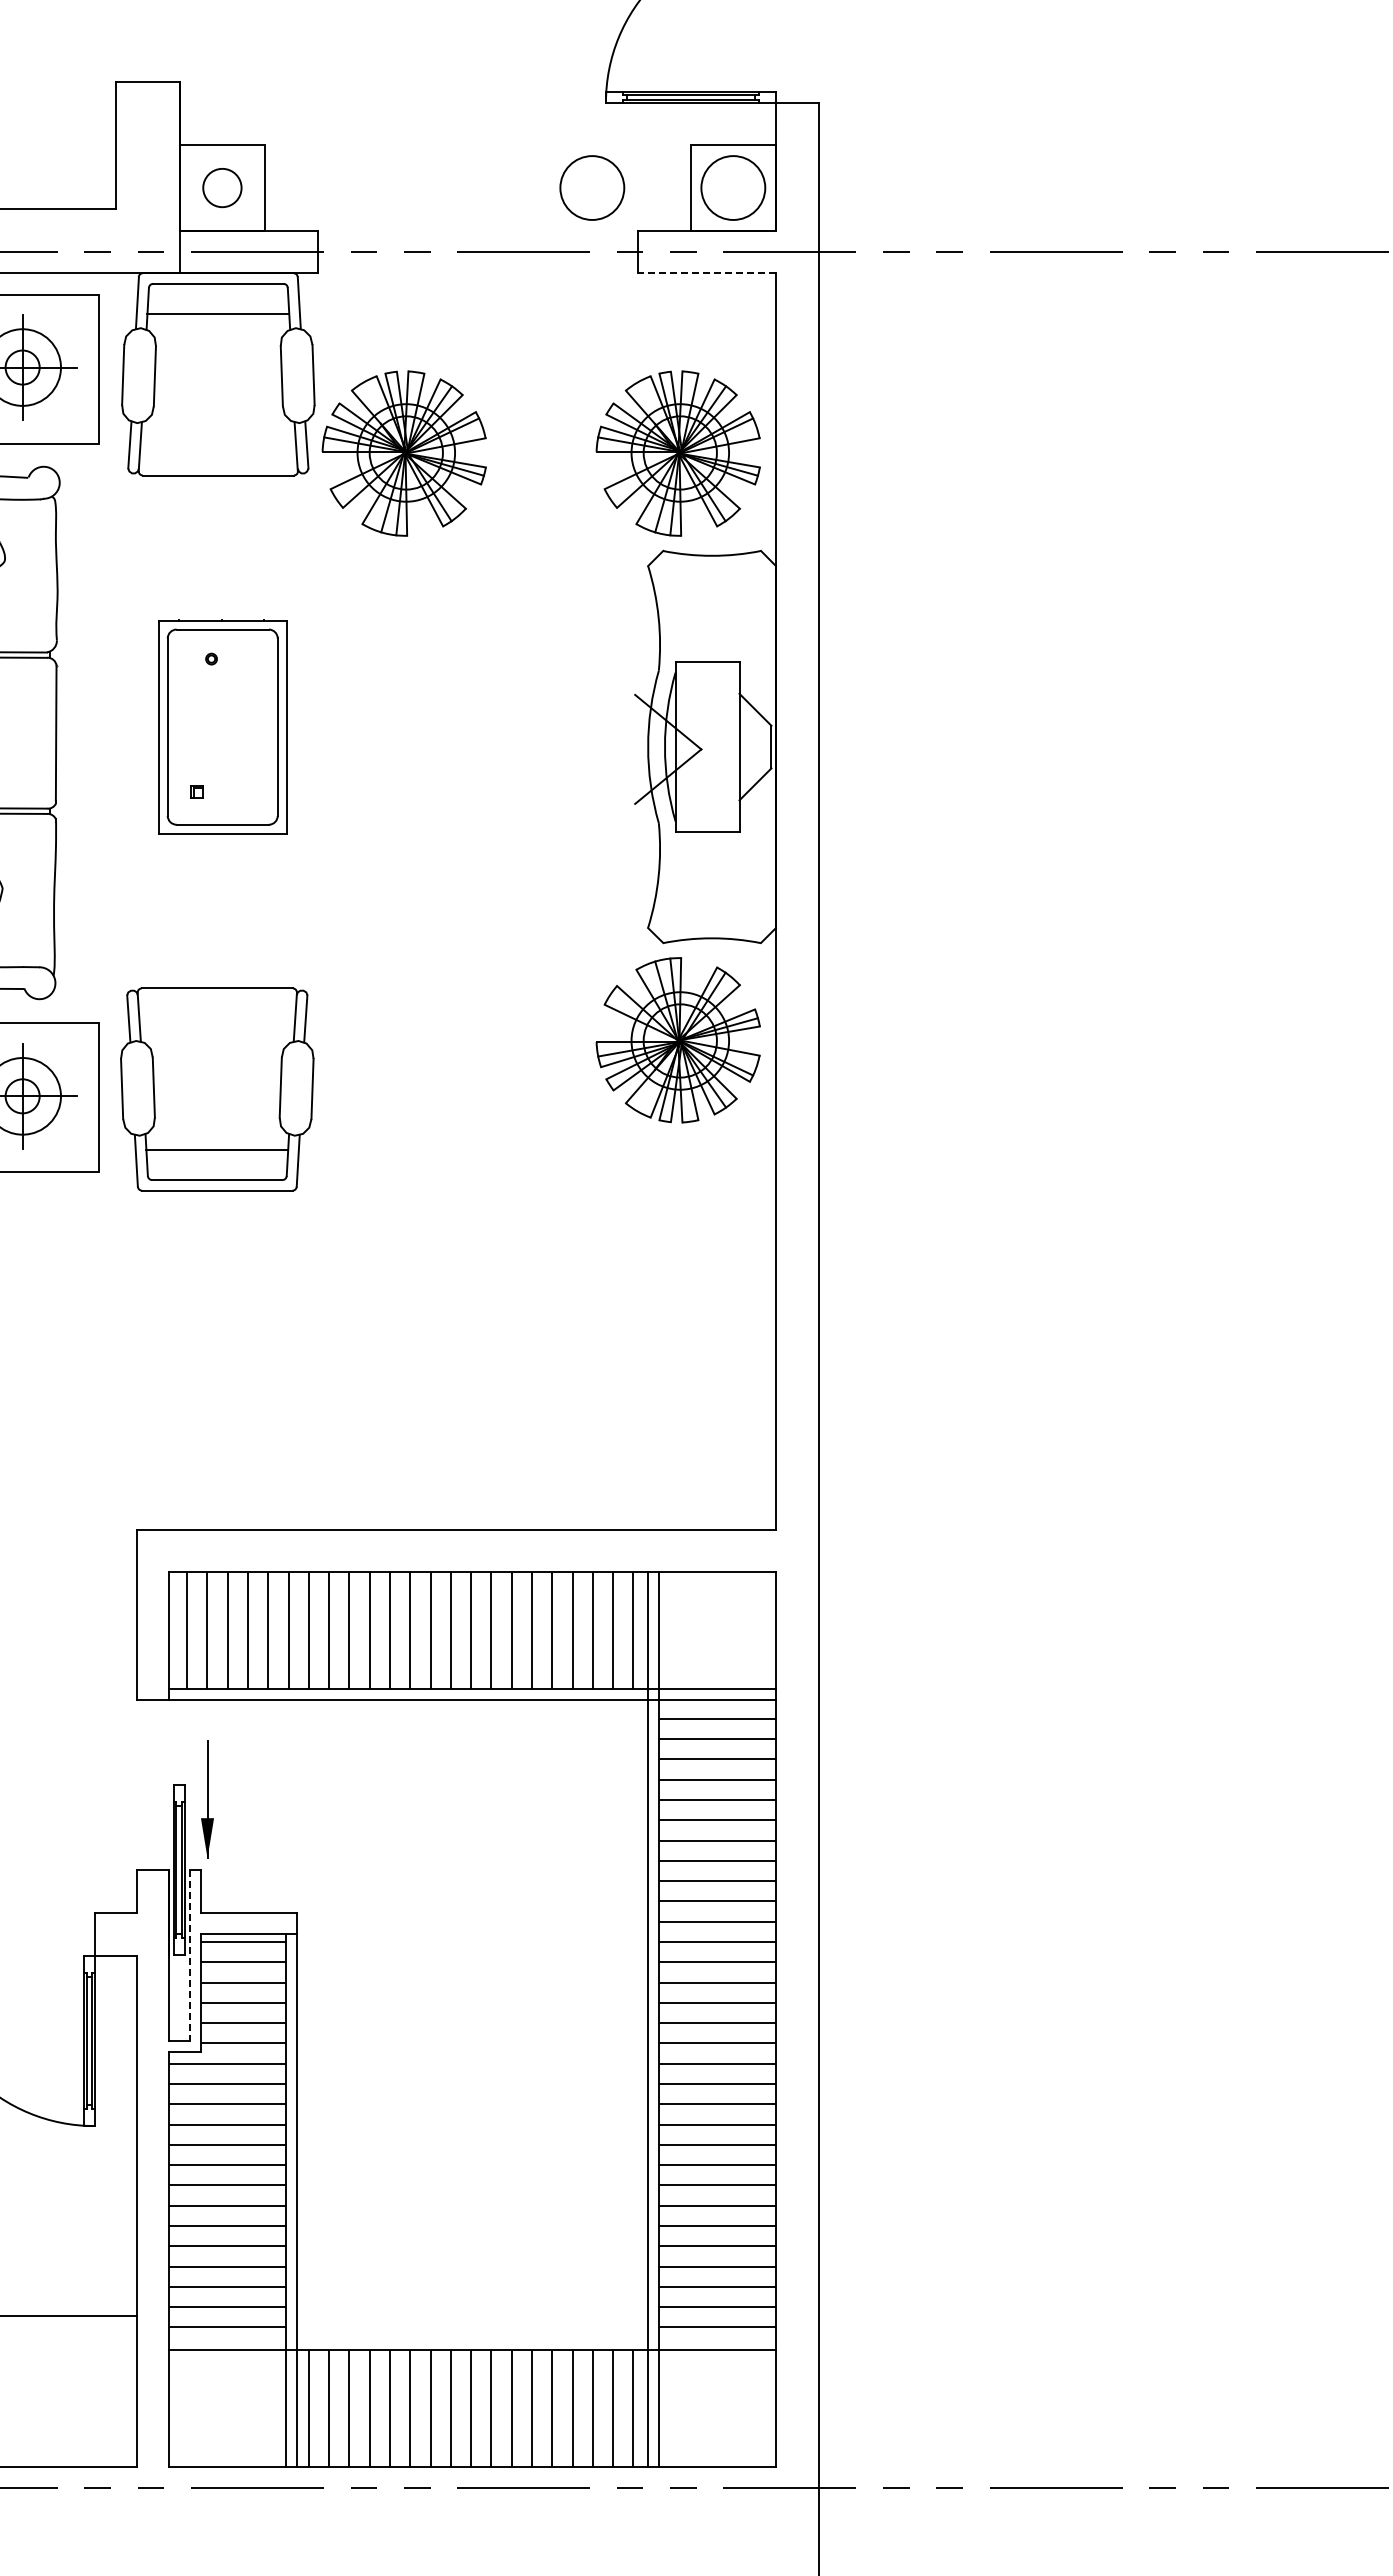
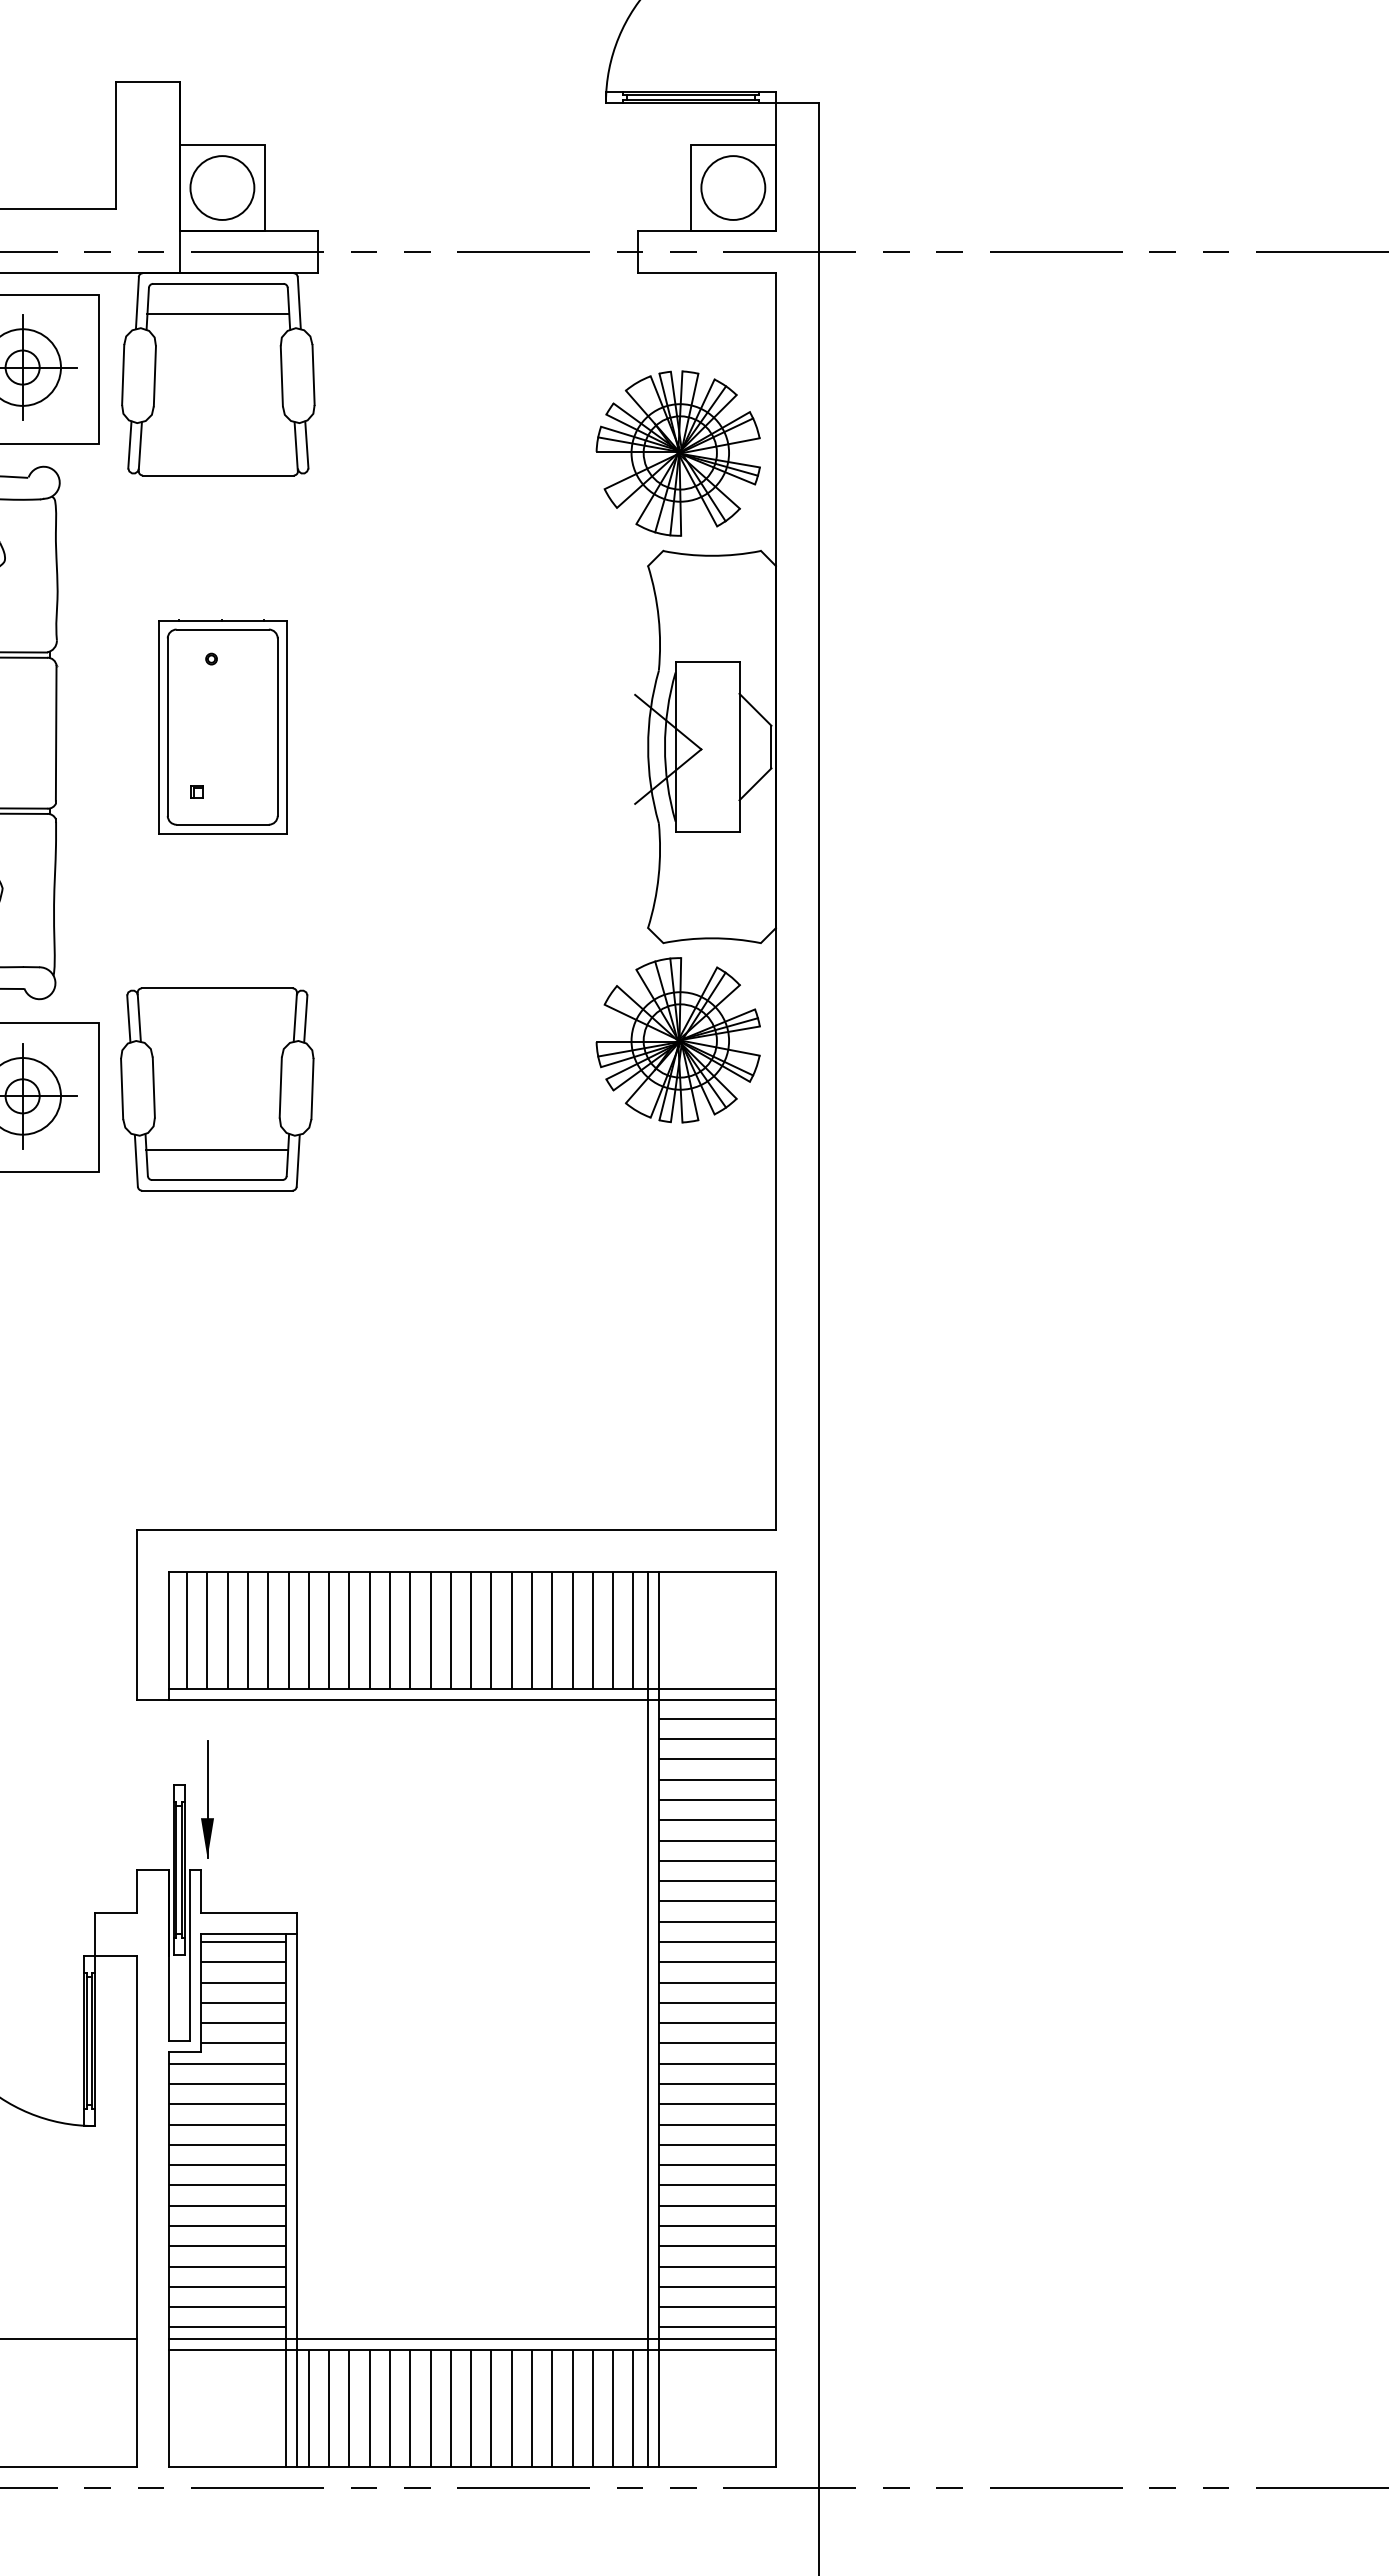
circle diameter: 38 px -> 64 px (222, 187)
circle: present -> none (592, 187)
line: dashed -> solid (706, 273)
part: present -> none (403, 453)
line: dashed -> solid (190, 1956)
line position: (69, 2316) -> (69, 2339) (69, 2339)
line: none -> present (472, 2339)
